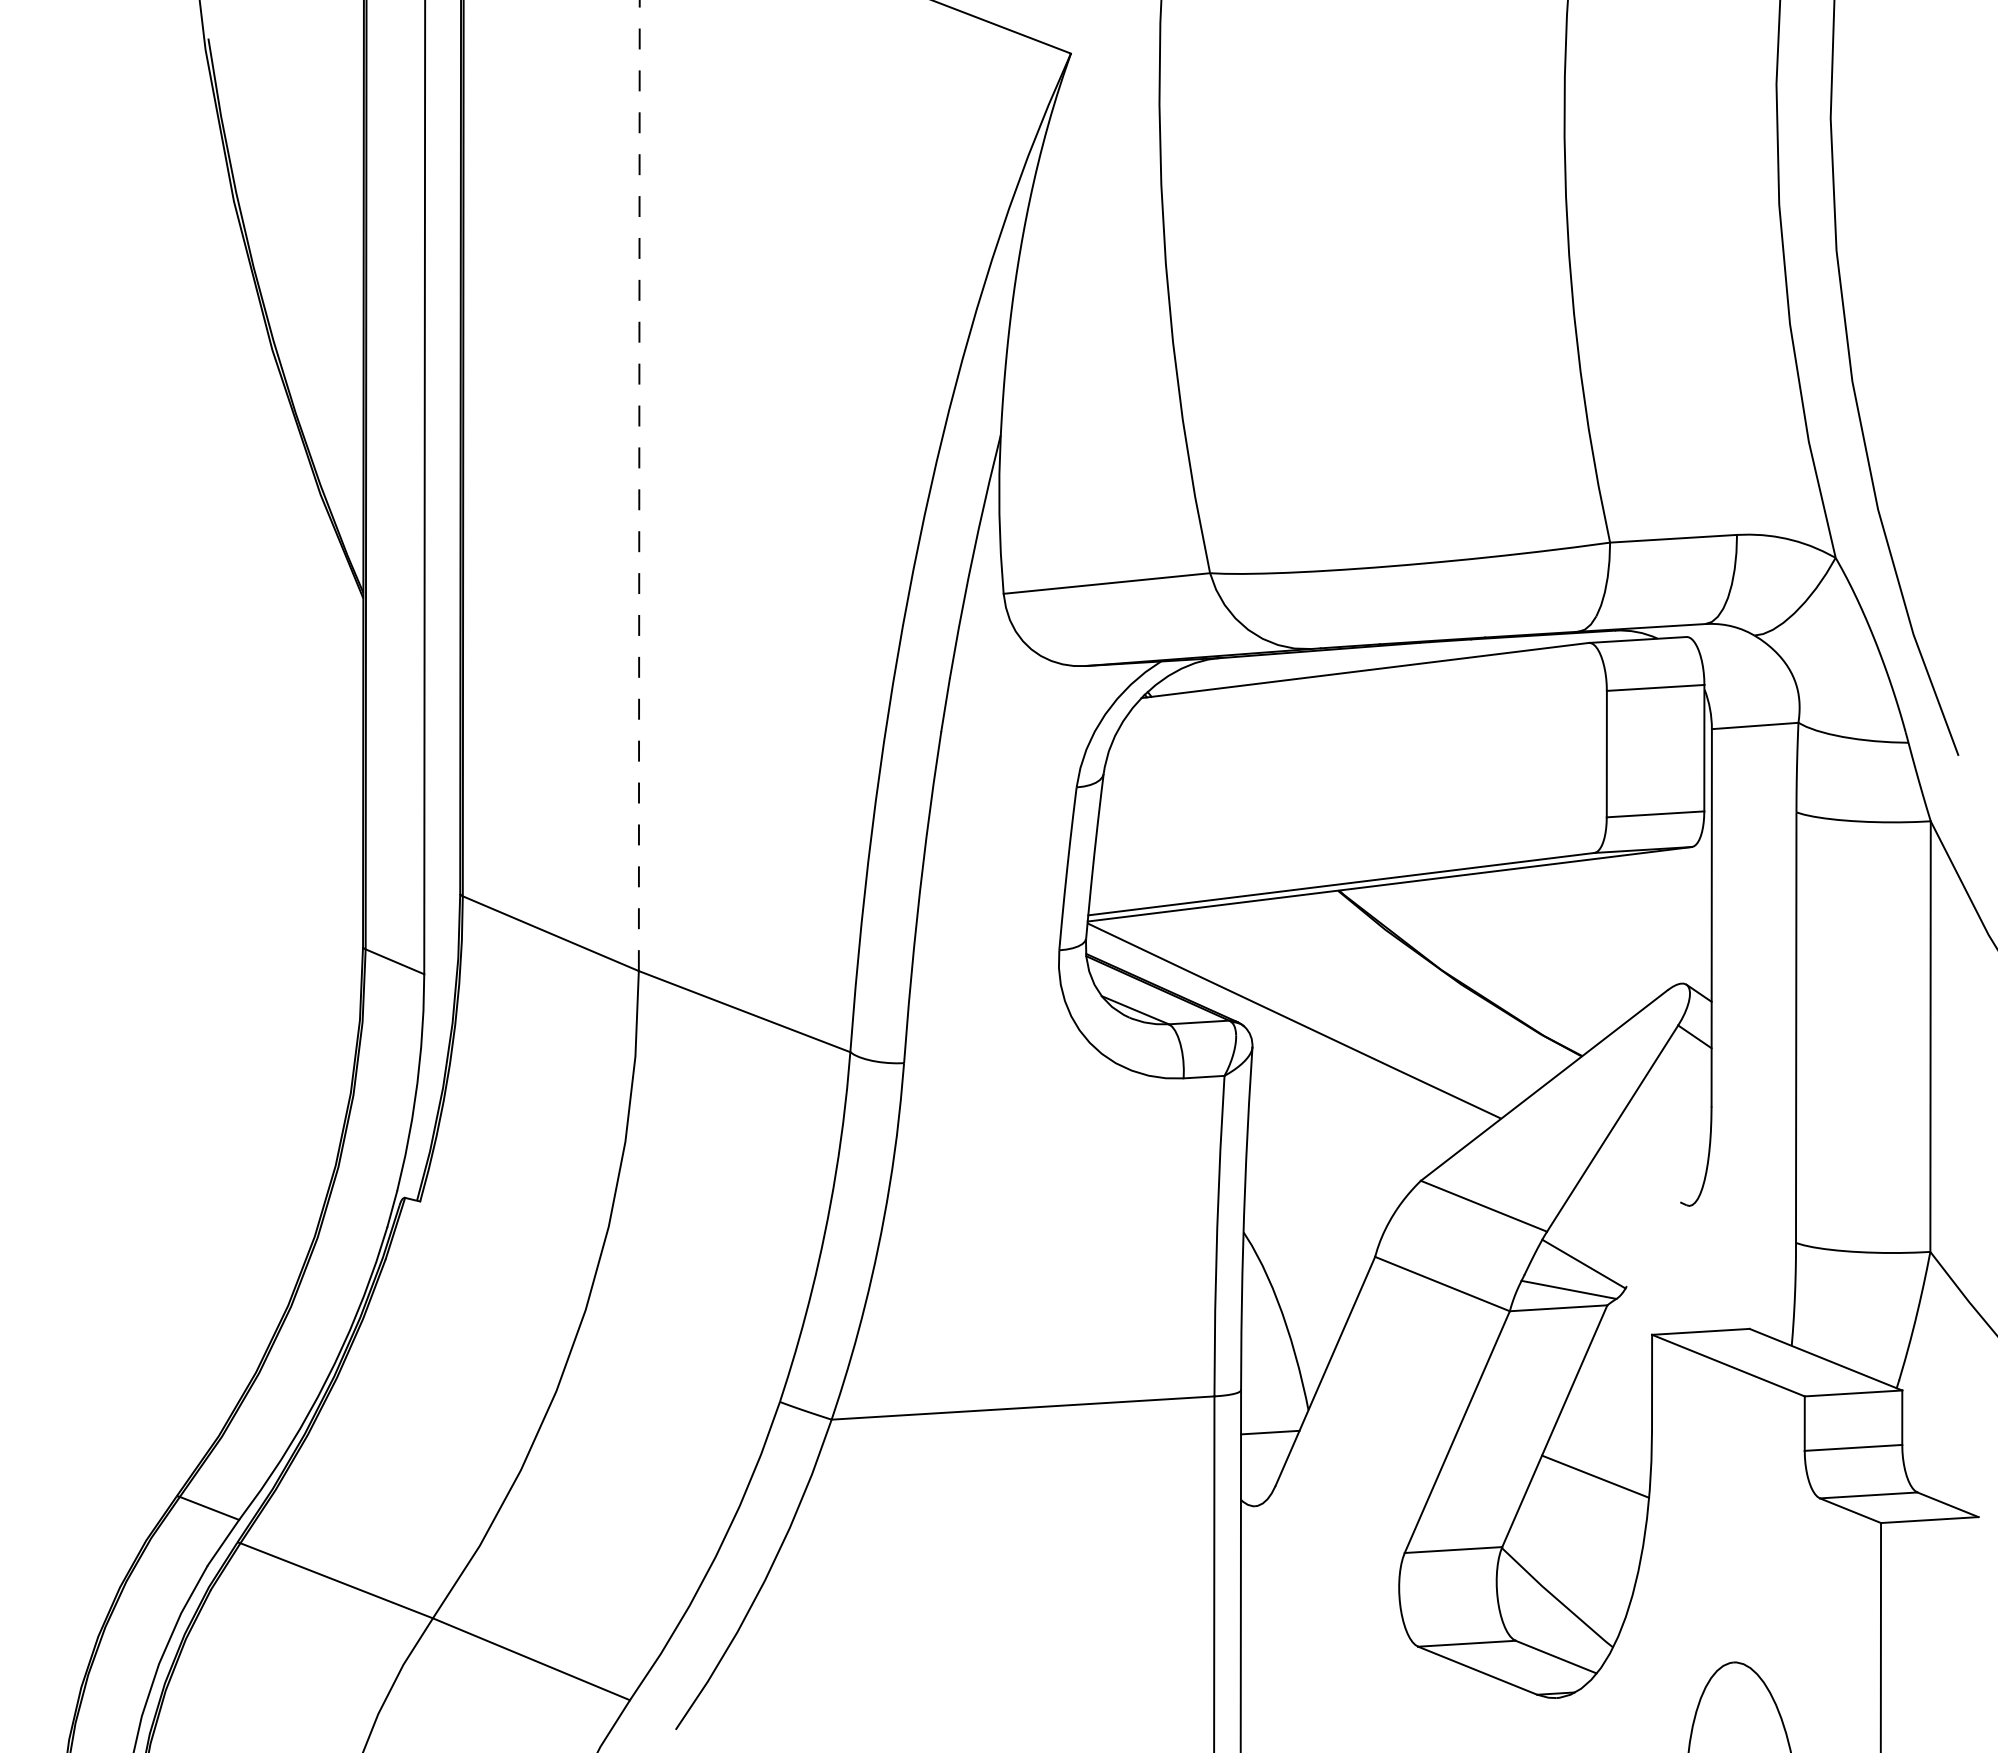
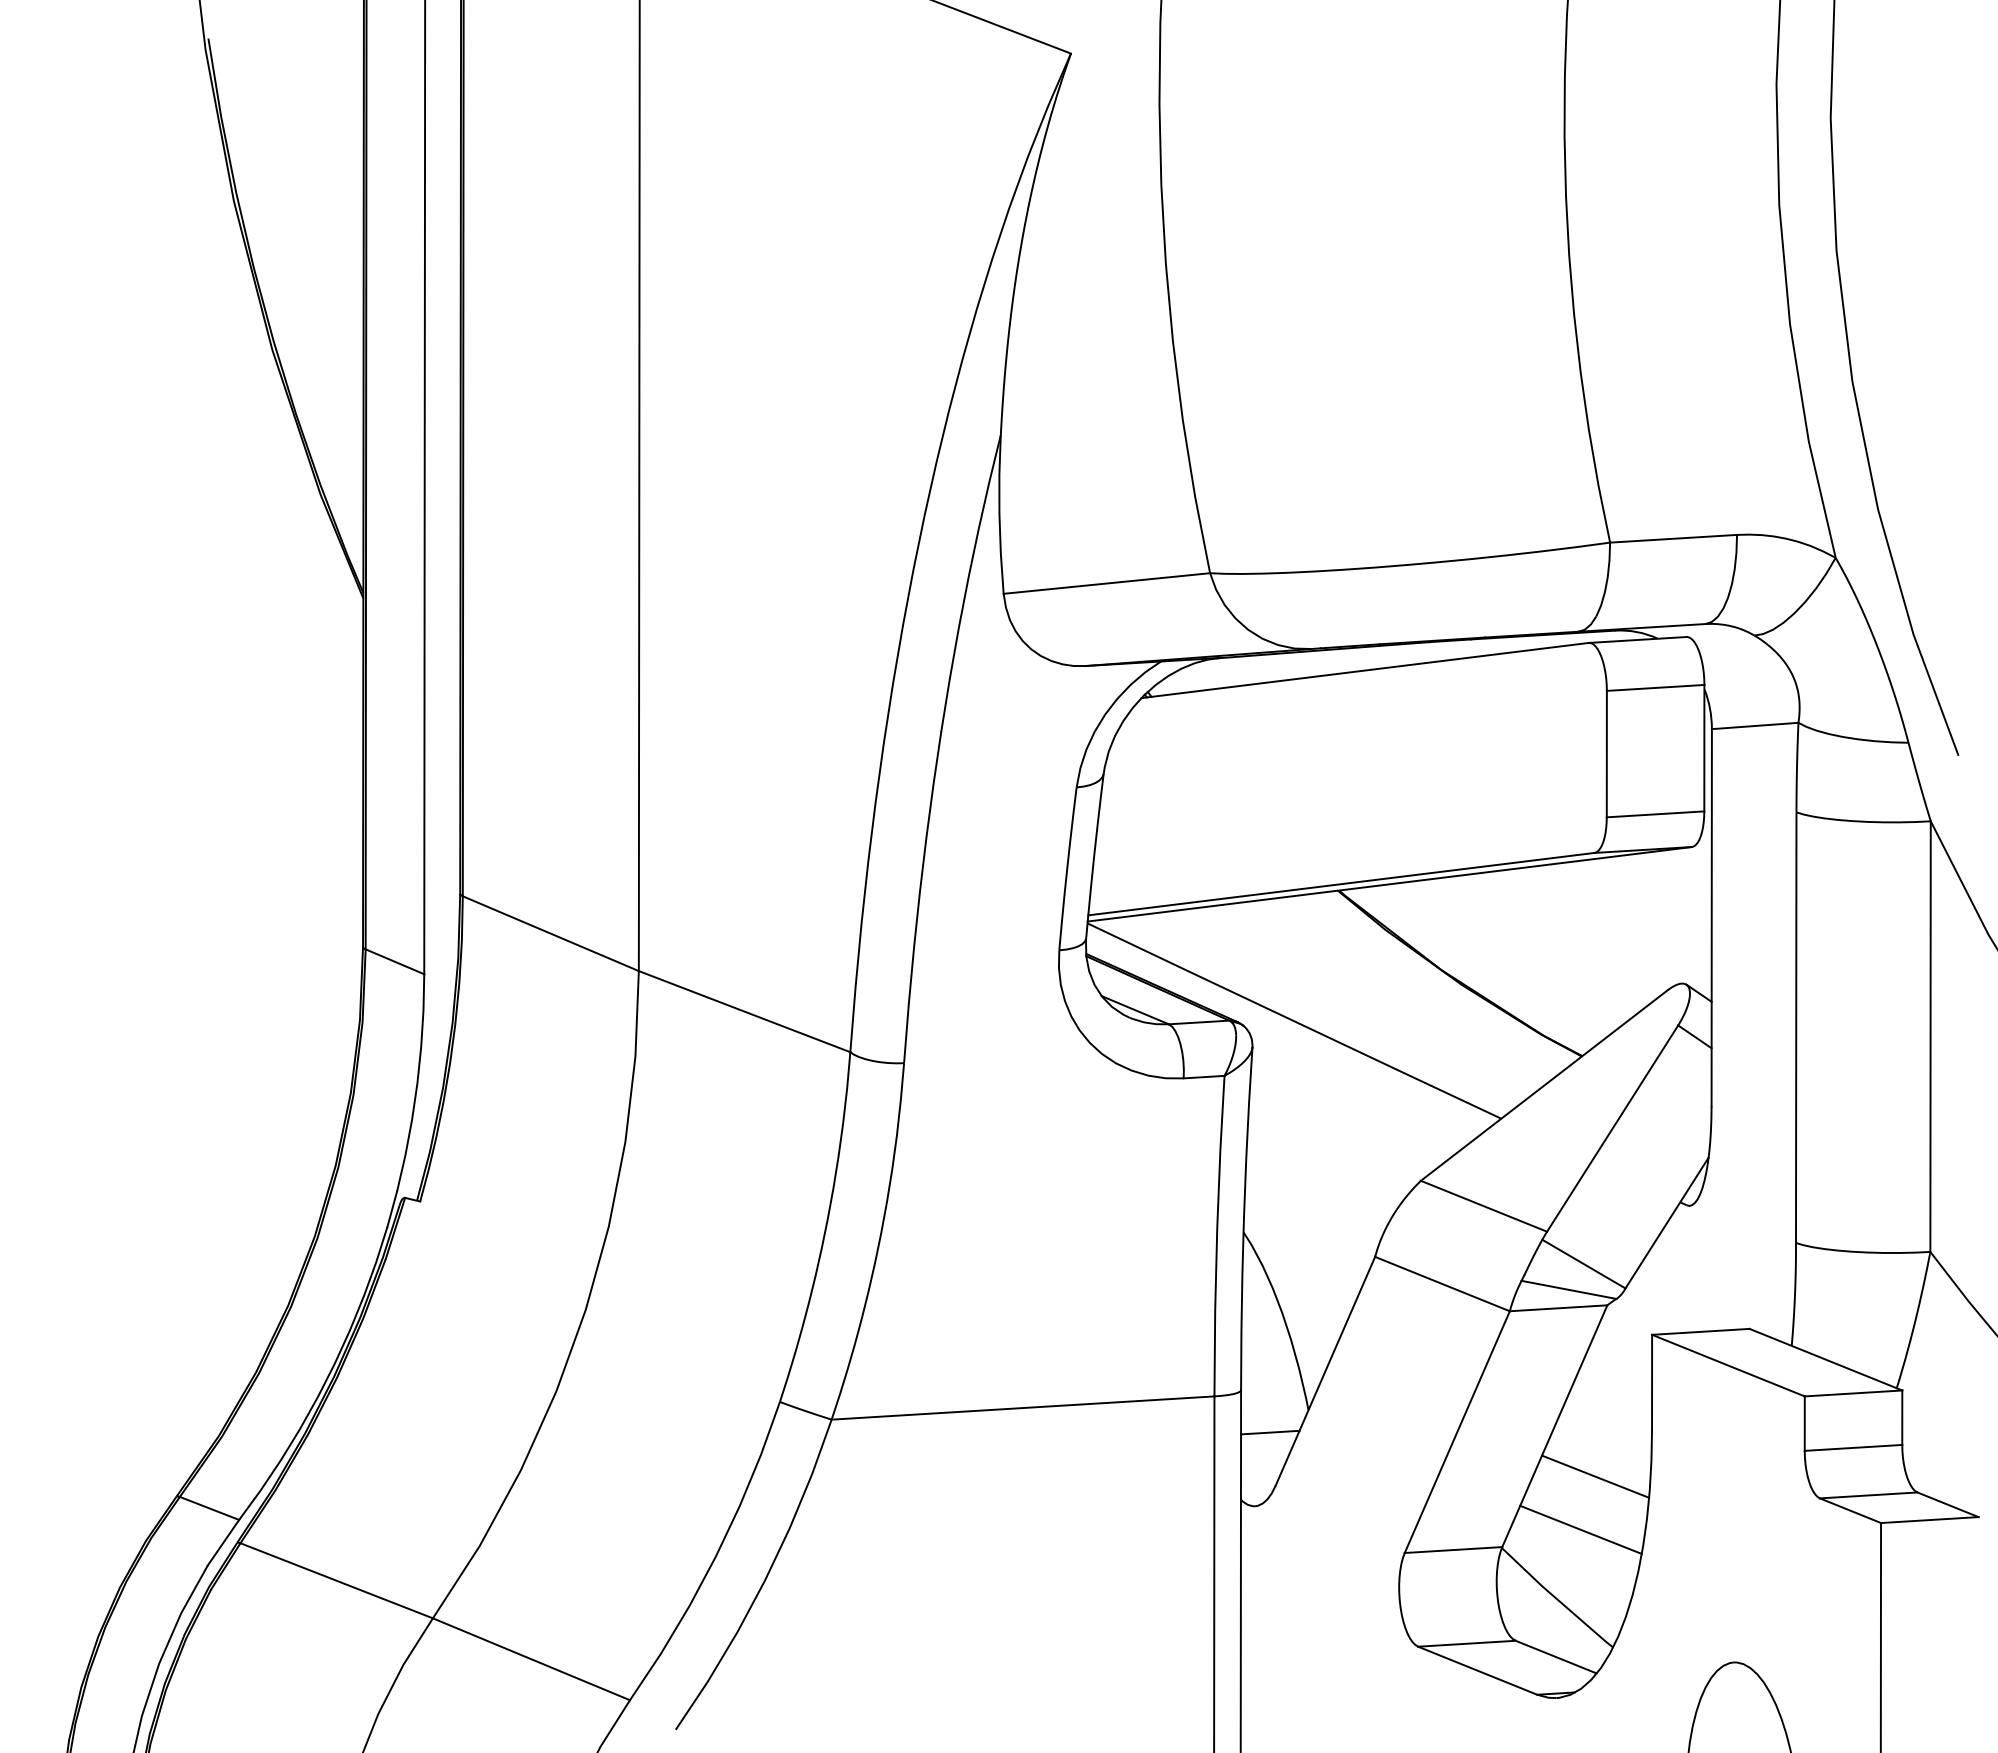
line: dashed -> solid (639, 485)
line: none -> present (1667, 1221)
line: none -> present (1580, 1529)
